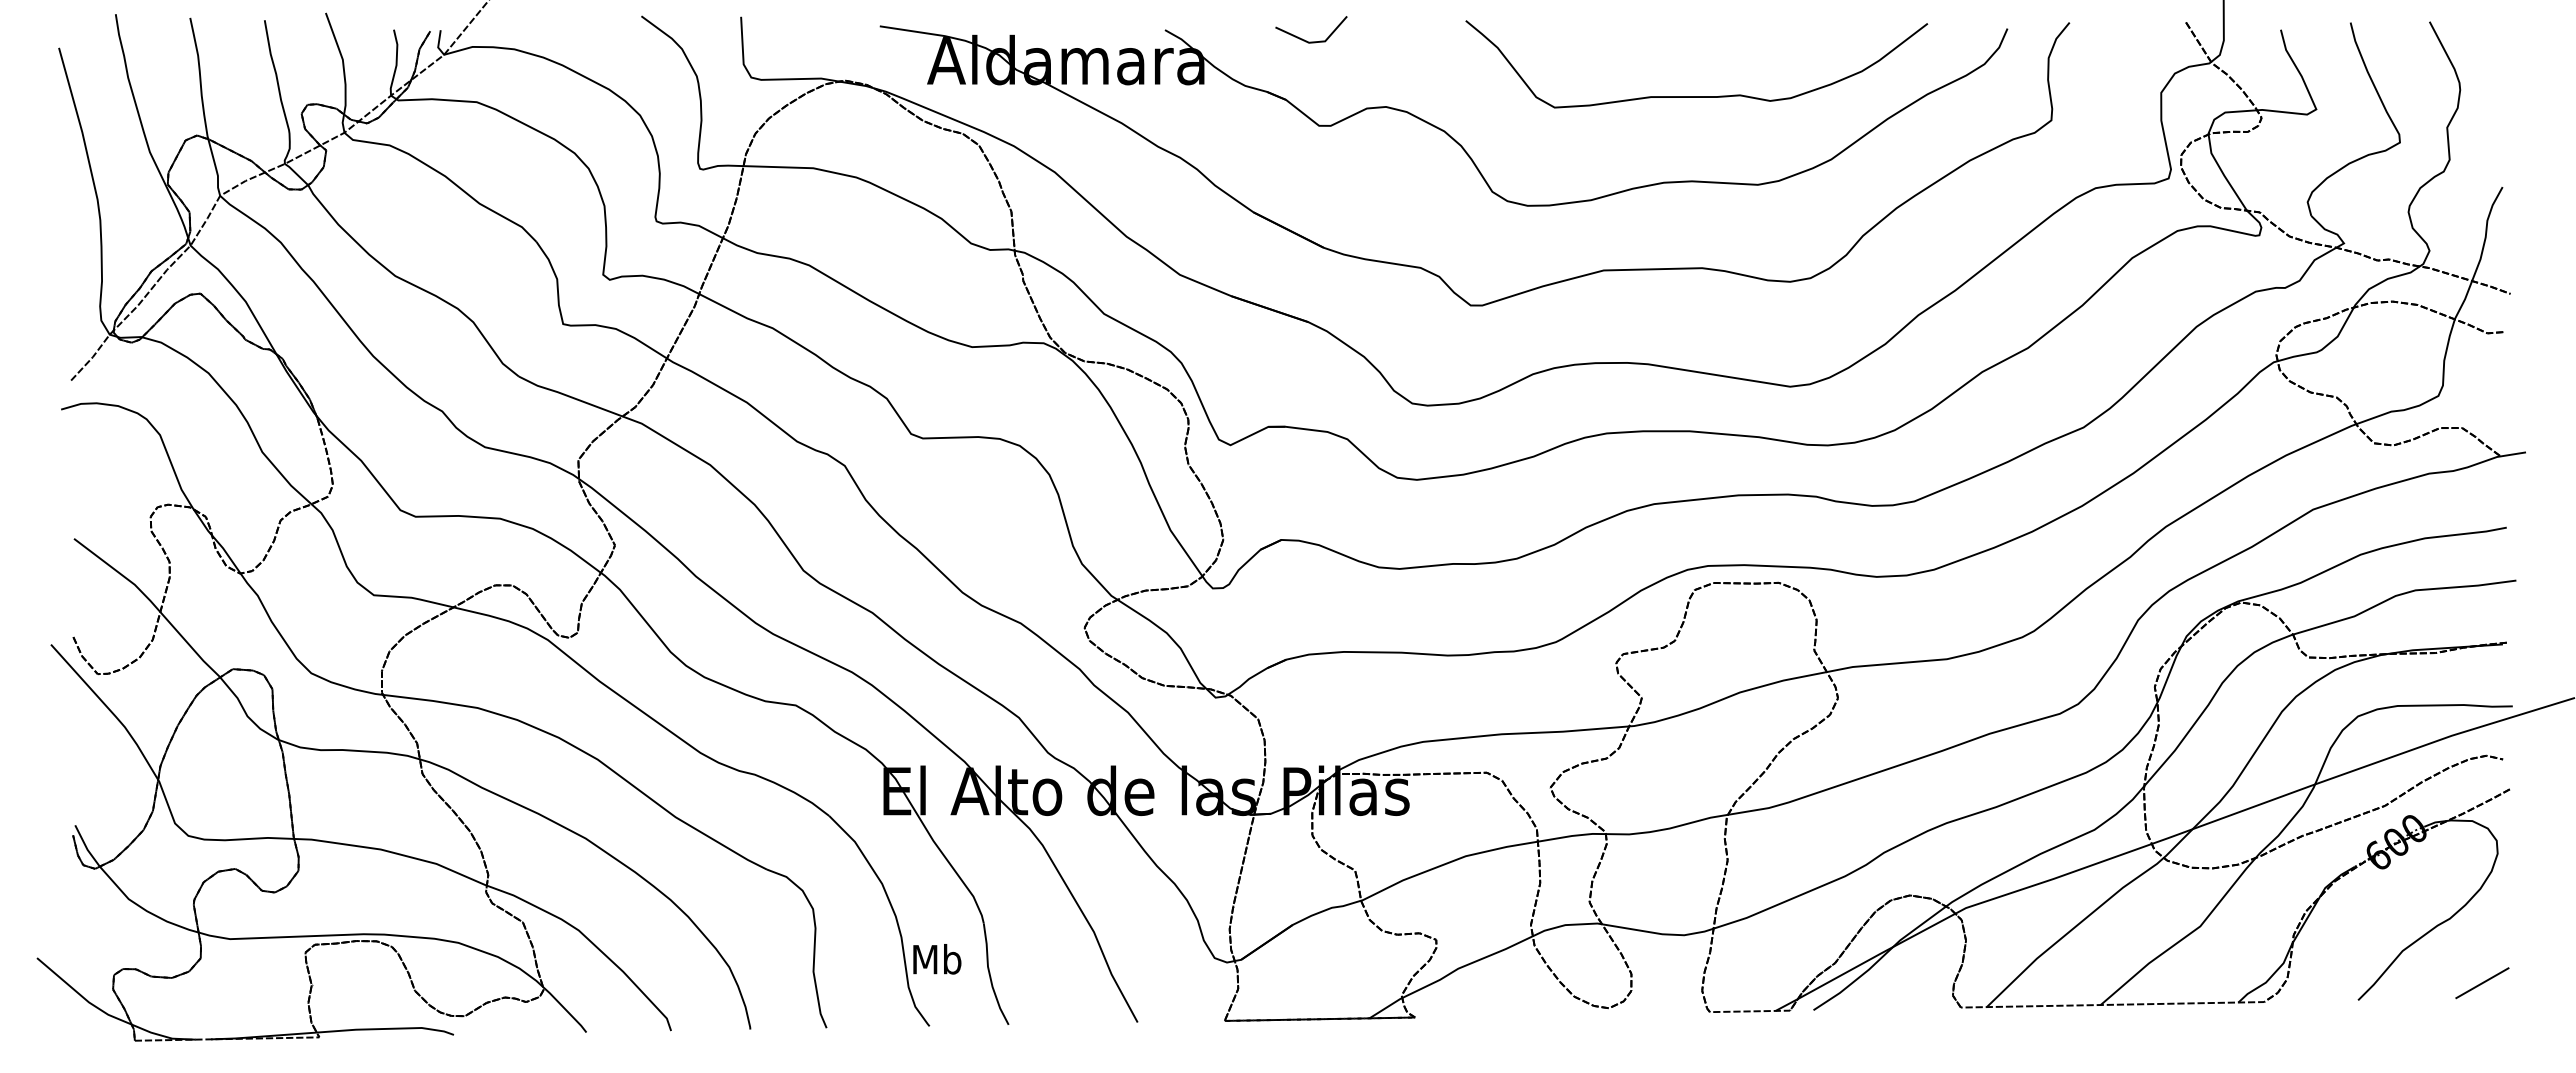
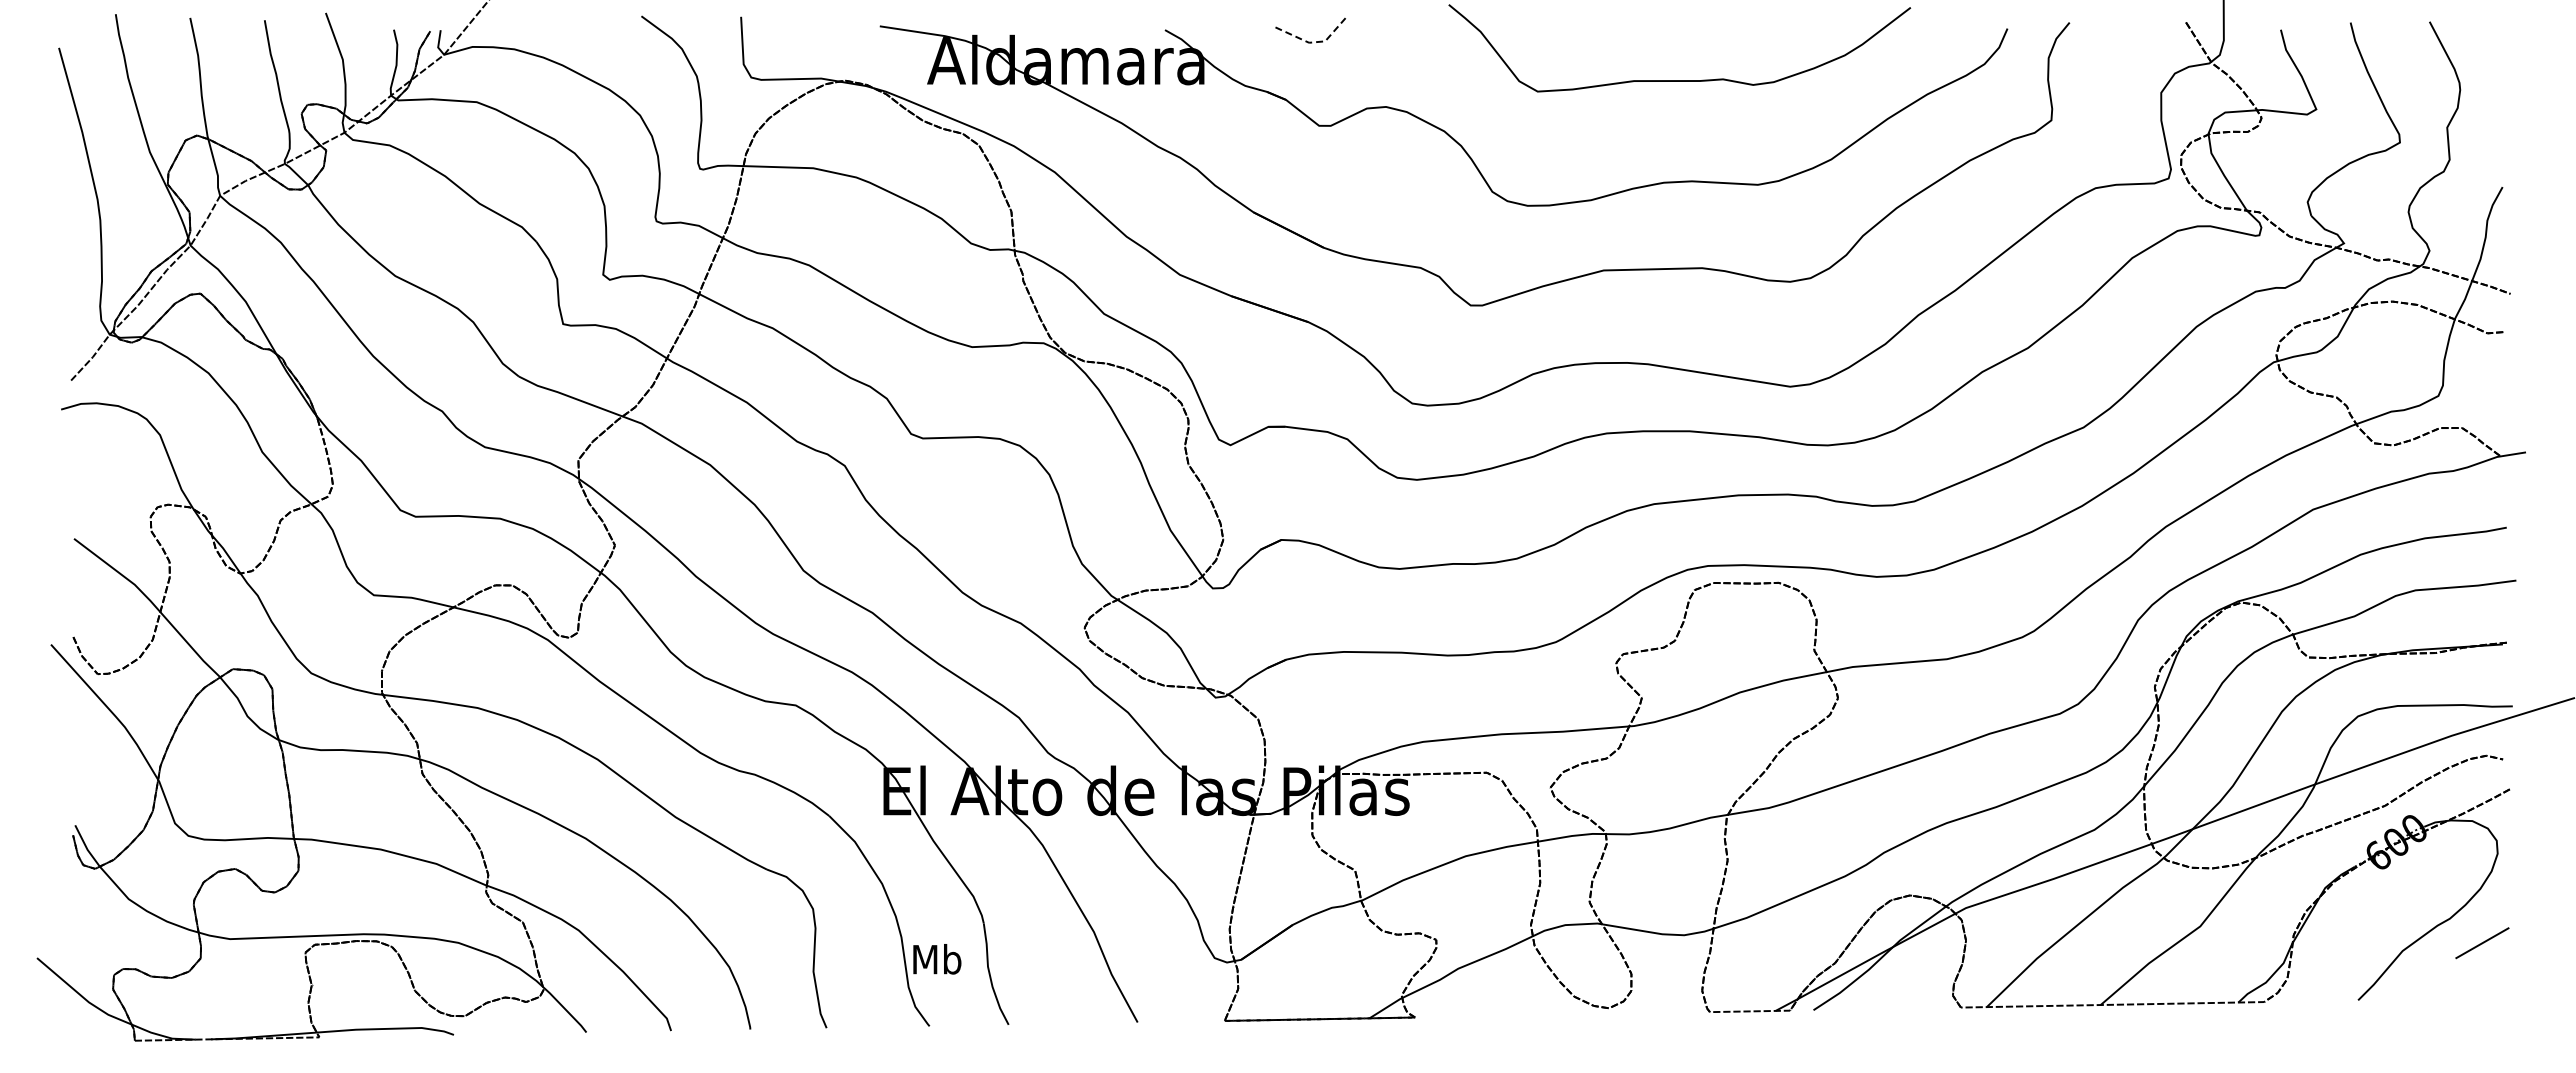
line: solid -> dashed (1315, 42)
curve position: (1696, 96) -> (1679, 80) (1679, 80)
line position: (2482, 983) -> (2482, 943) (2482, 943)
